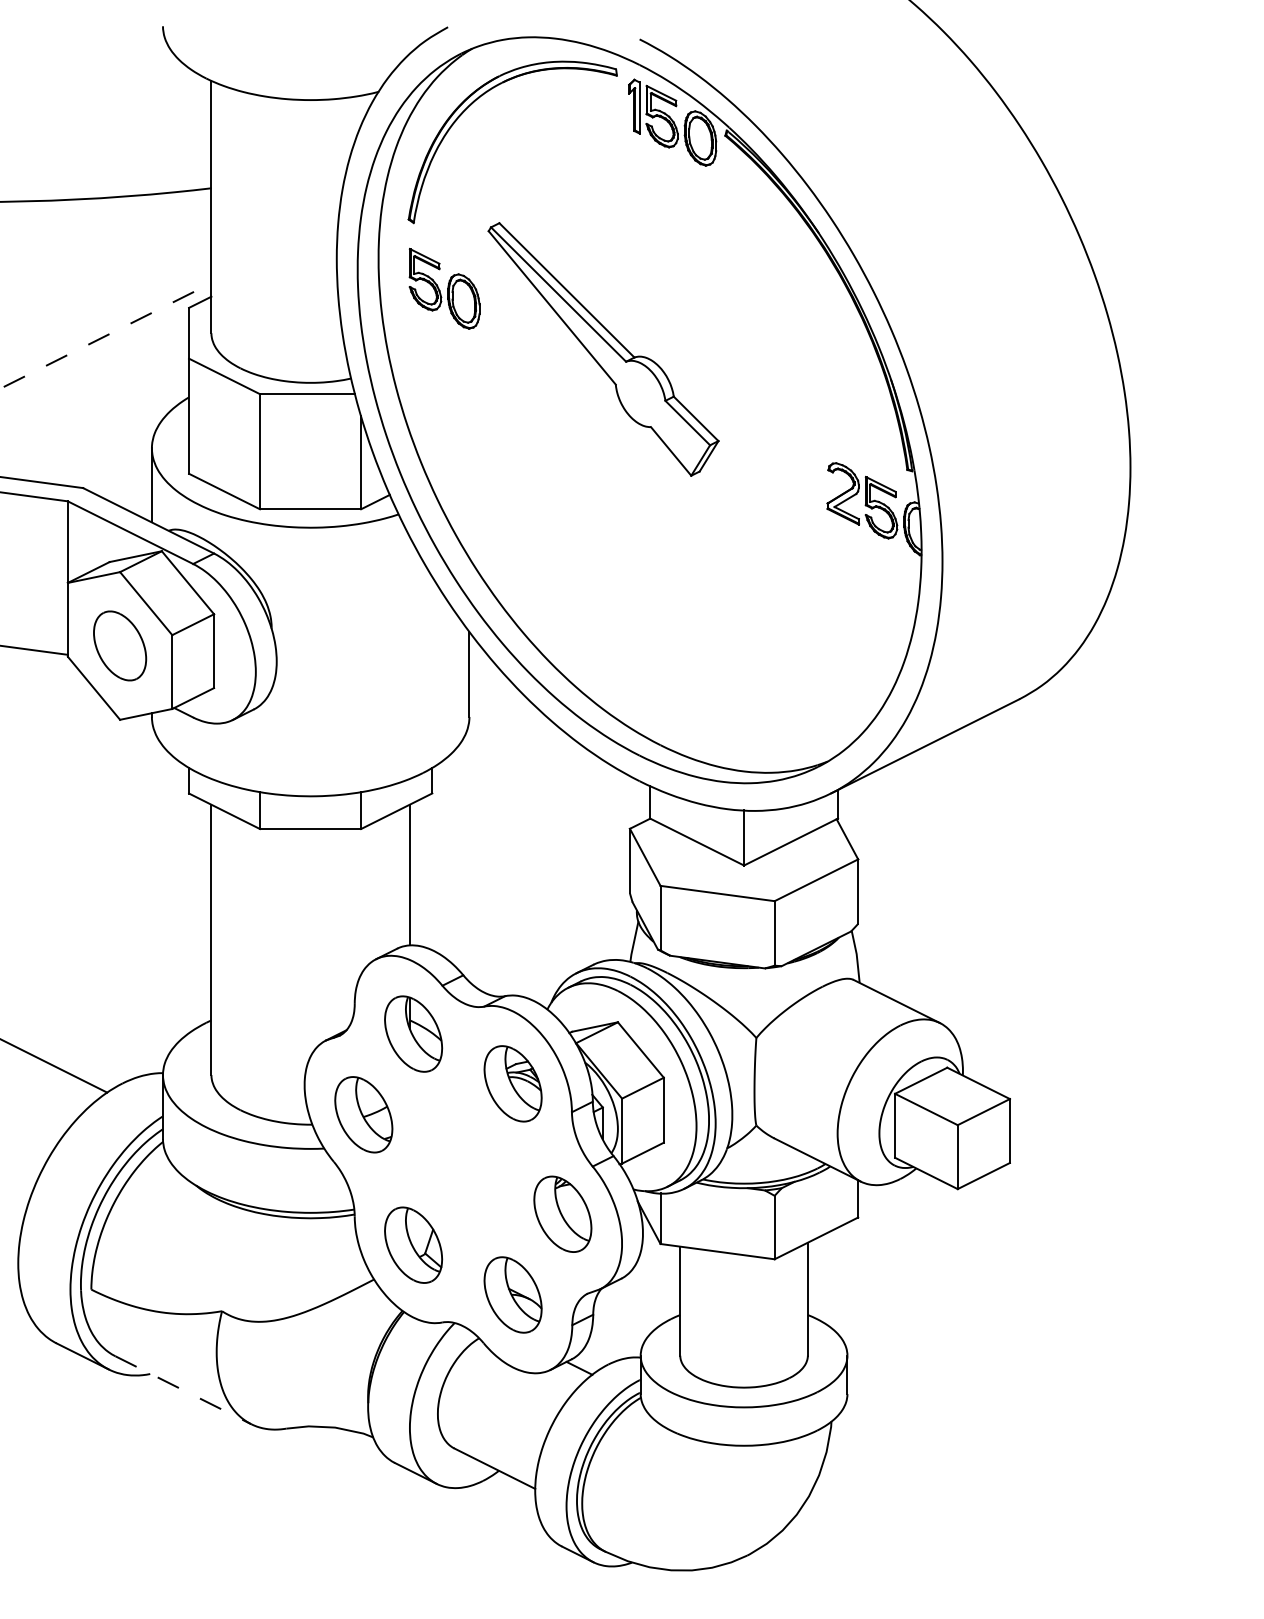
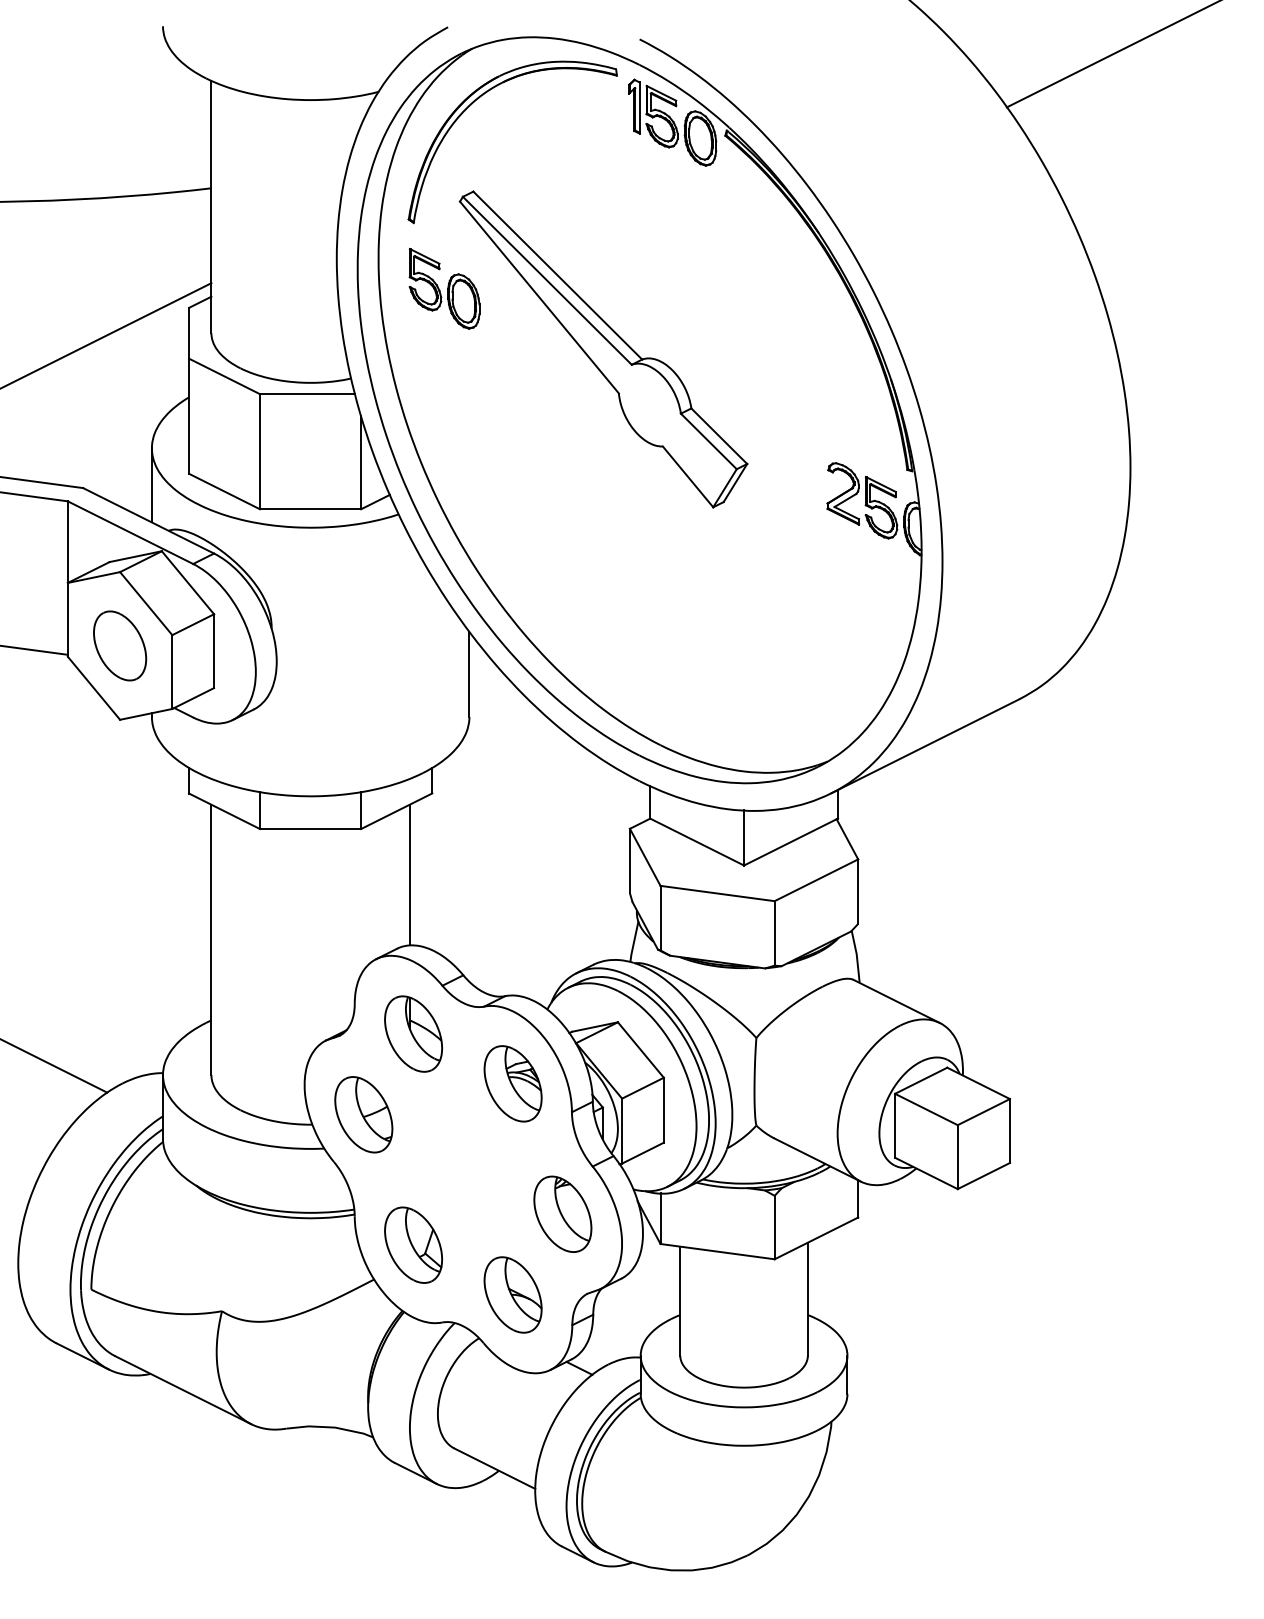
line: none -> present (1111, 54)
line: dashed -> solid (105, 335)
part size: 233x255 px -> 291x319 px (603, 349)
line: dashed -> solid (183, 1390)
